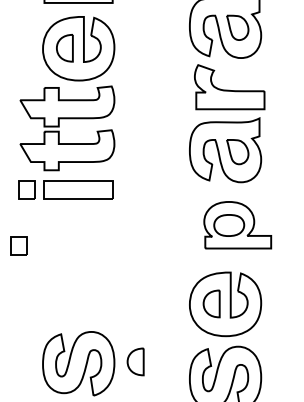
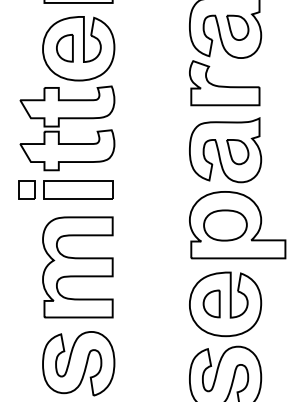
part position: (229, 87) -> (224, 83) (224, 83)
part size: 70x49 px -> 98x69 px (237, 225)
part: present -> none (18, 245)
part: none -> present (77, 267)
part: present -> none (135, 361)
